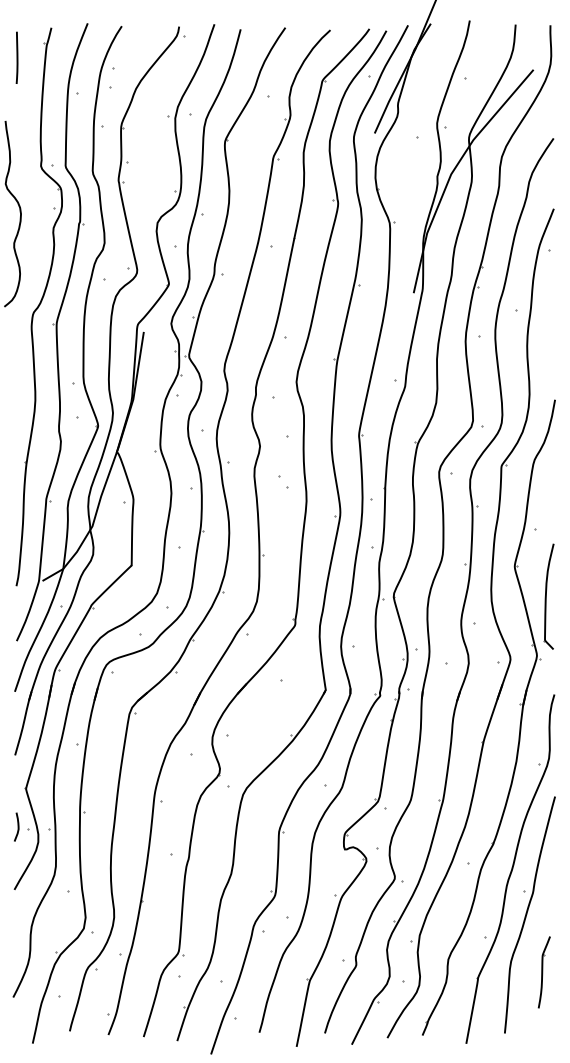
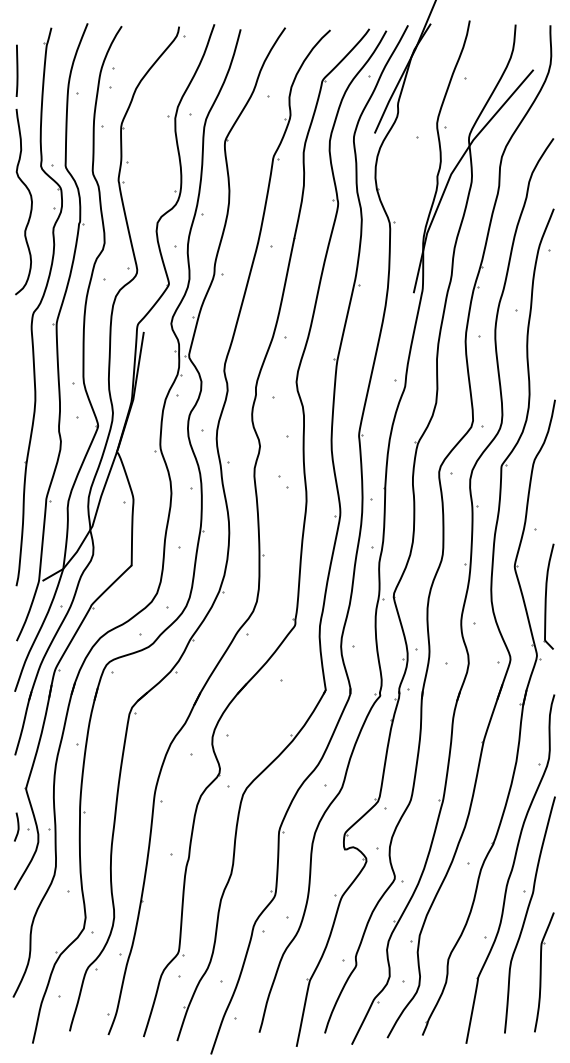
line position: (16, 57) -> (16, 70) (16, 70)
curve position: (19, 212) -> (30, 200) (30, 200)
part size: 14x73 px -> 21x121 px (544, 972)
